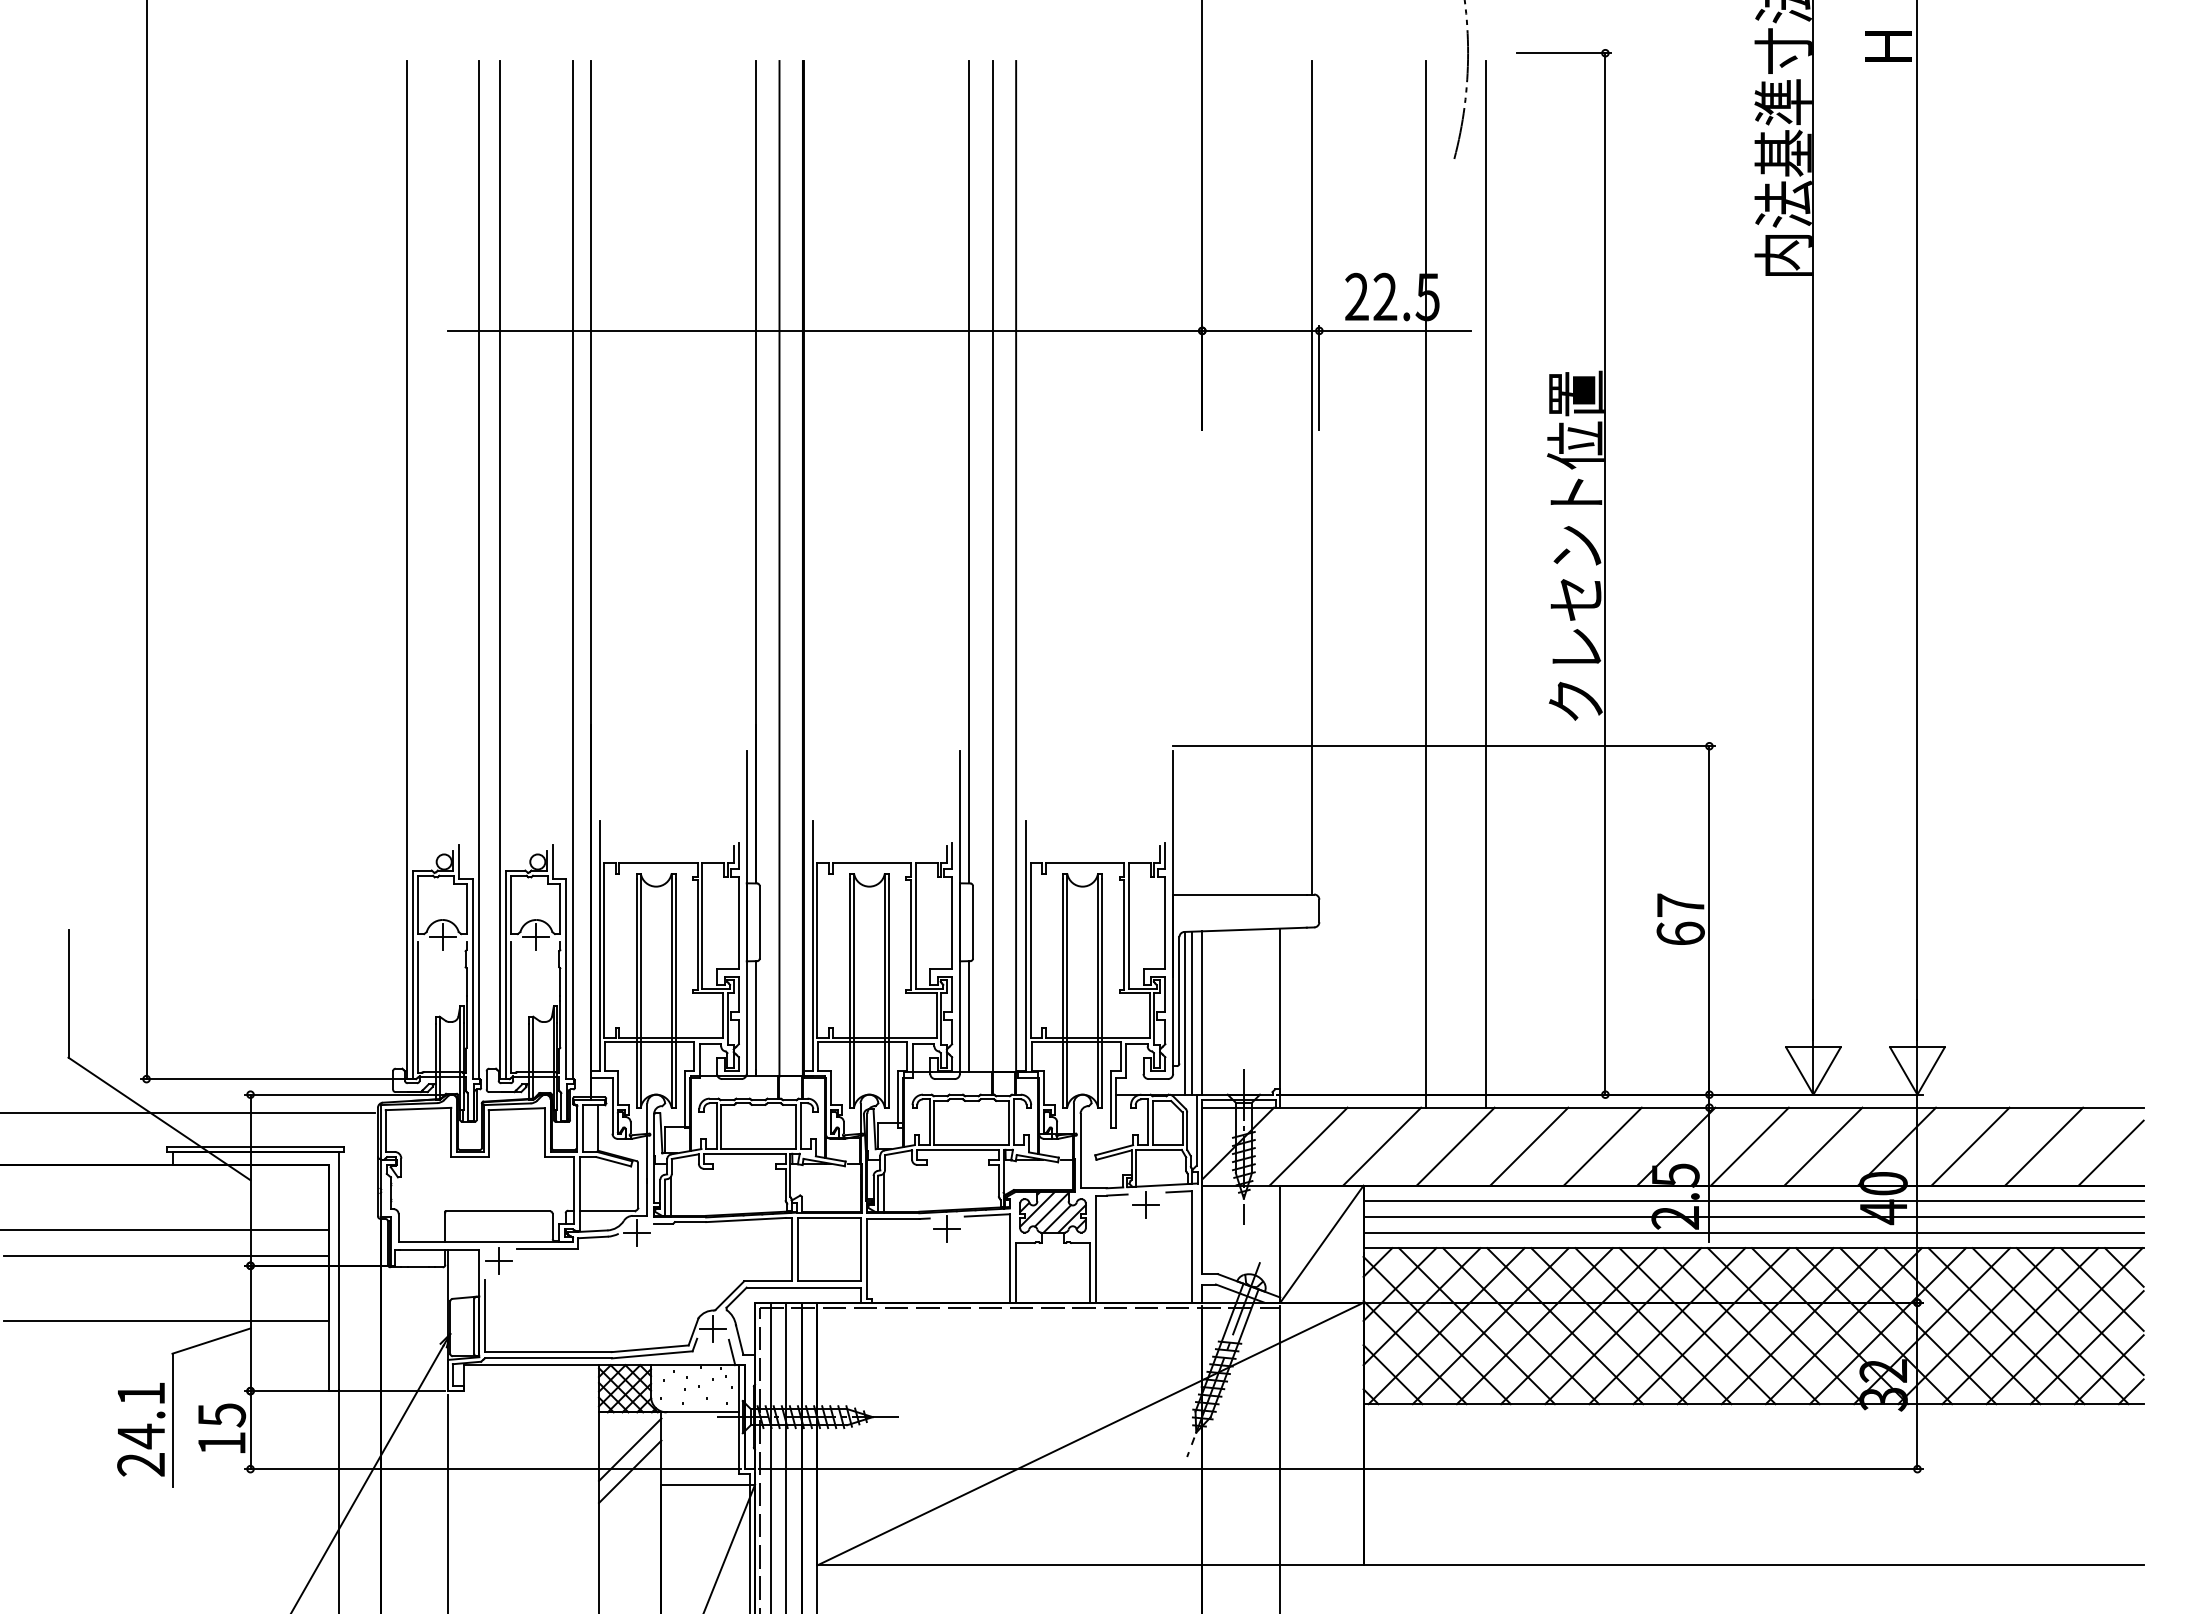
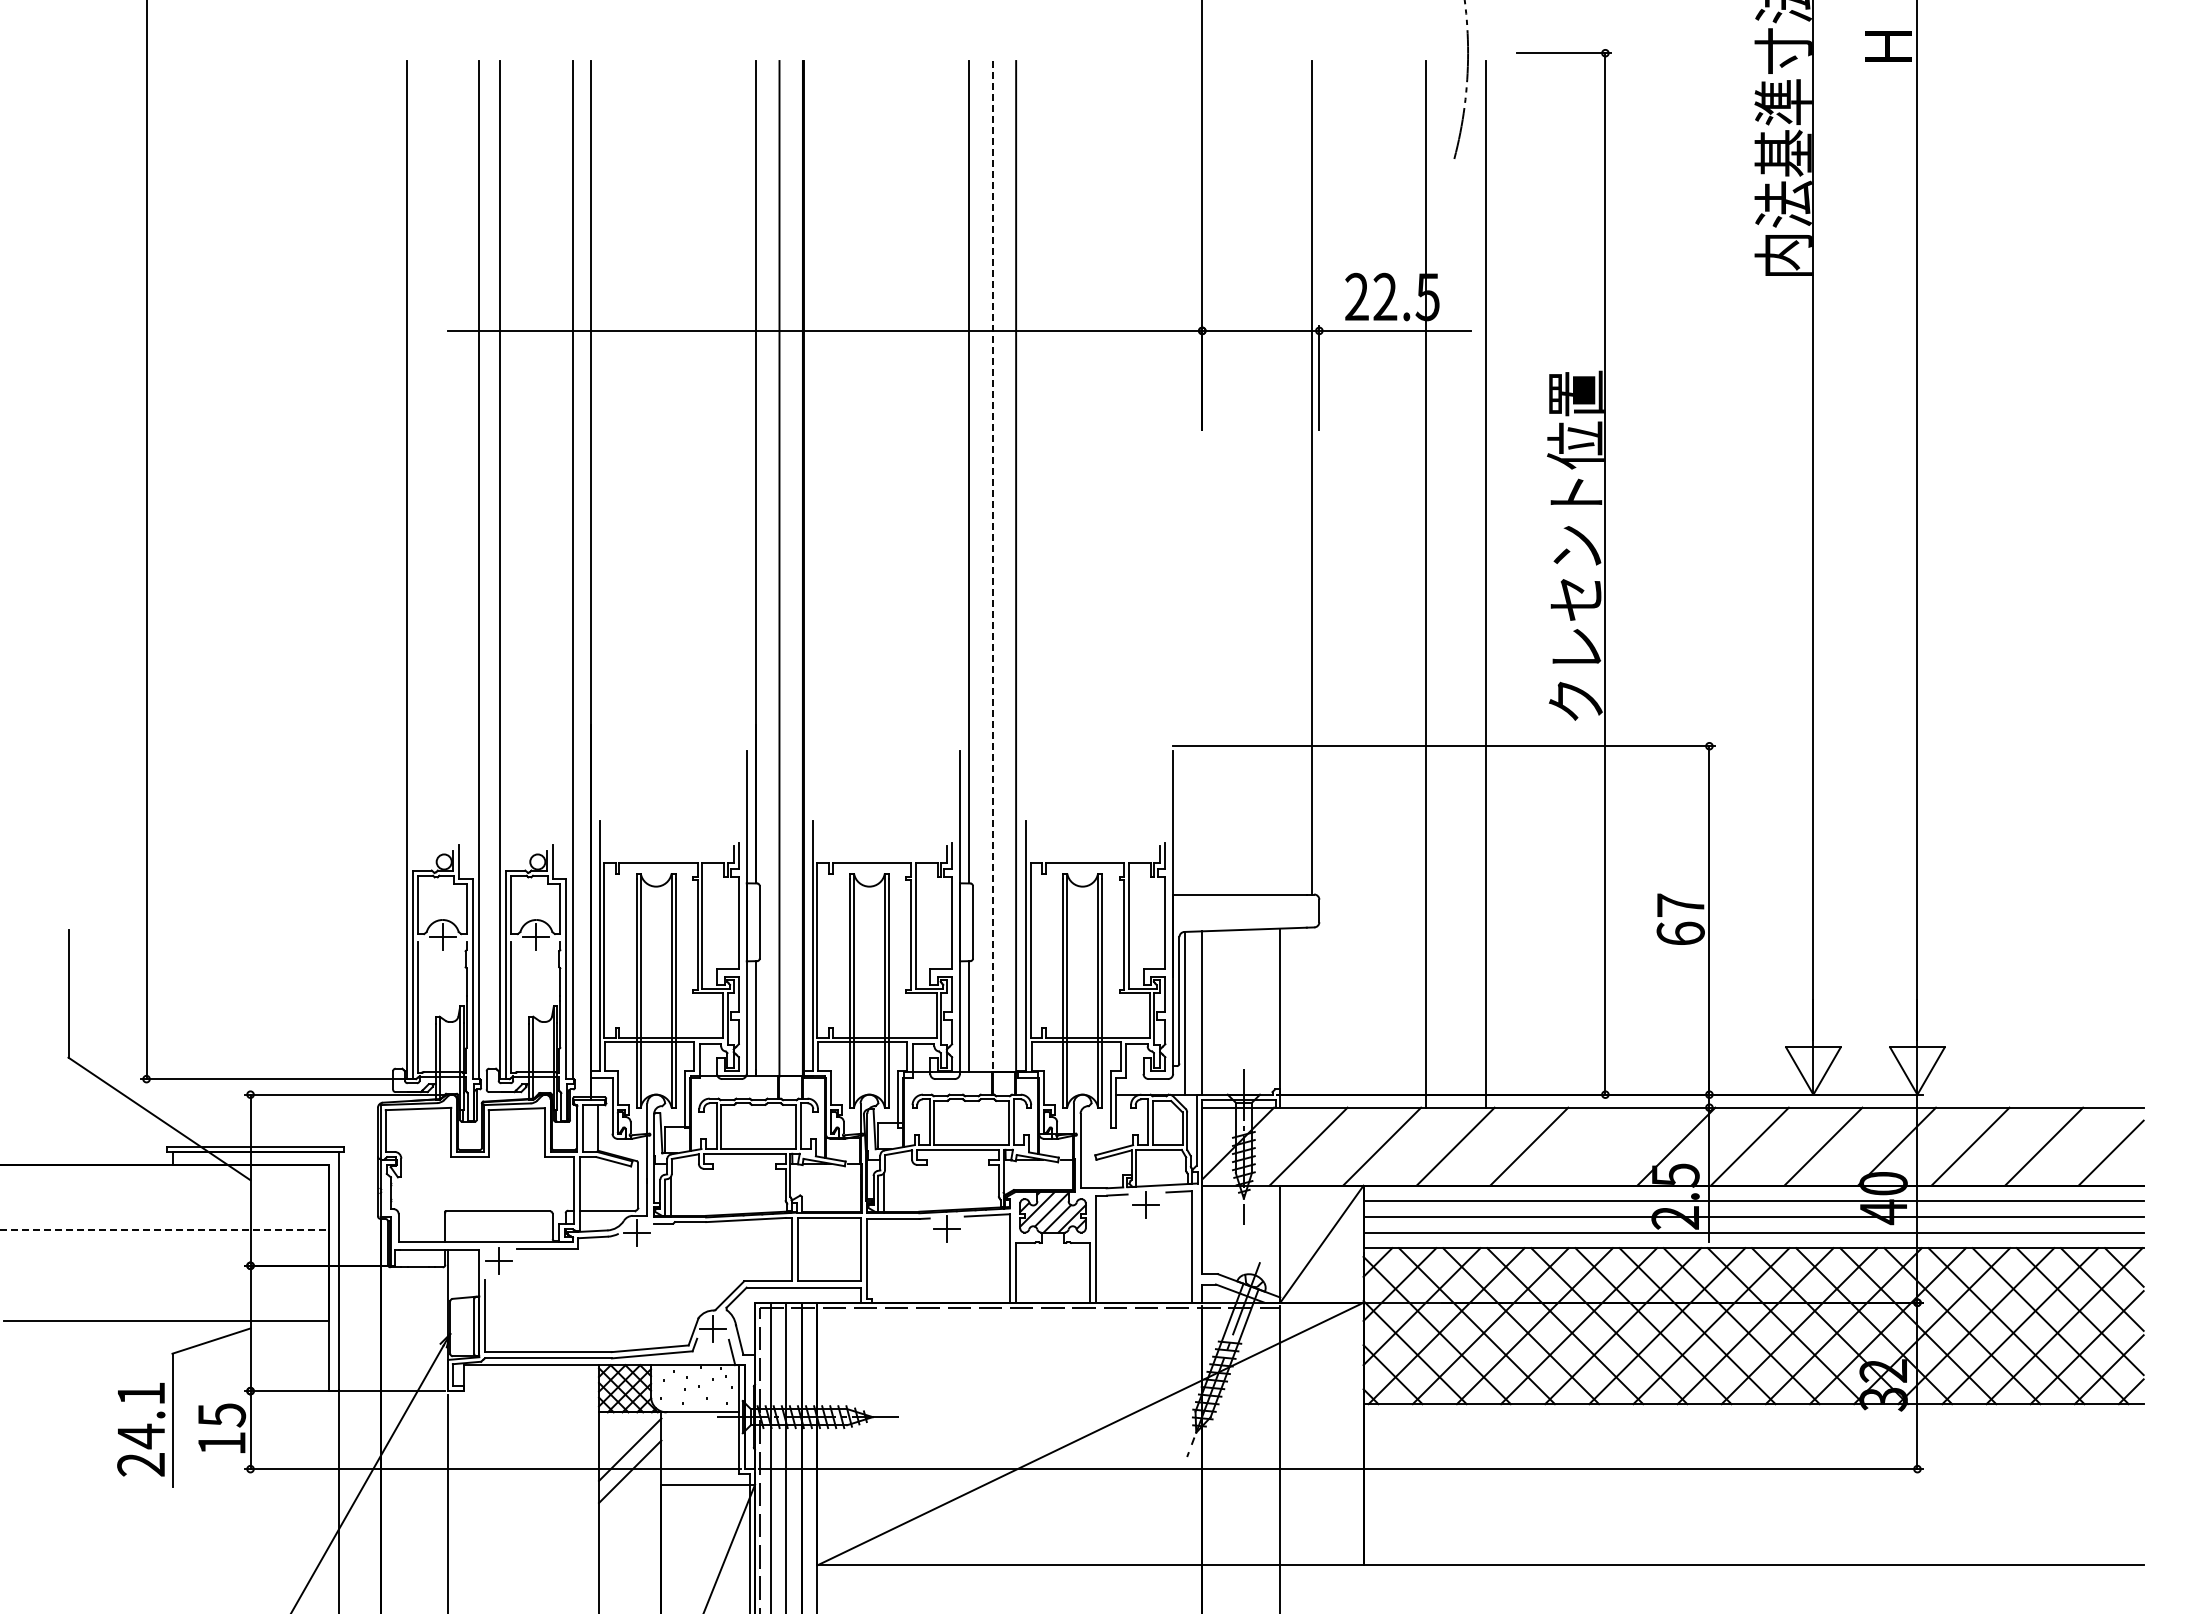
line: solid -> dashed (992, 566)
line: present -> none (1191, 1012)
line: present -> none (188, 1112)
line: present -> none (1602, 1146)
line: solid -> dashed (164, 1229)
line: present -> none (165, 1255)
